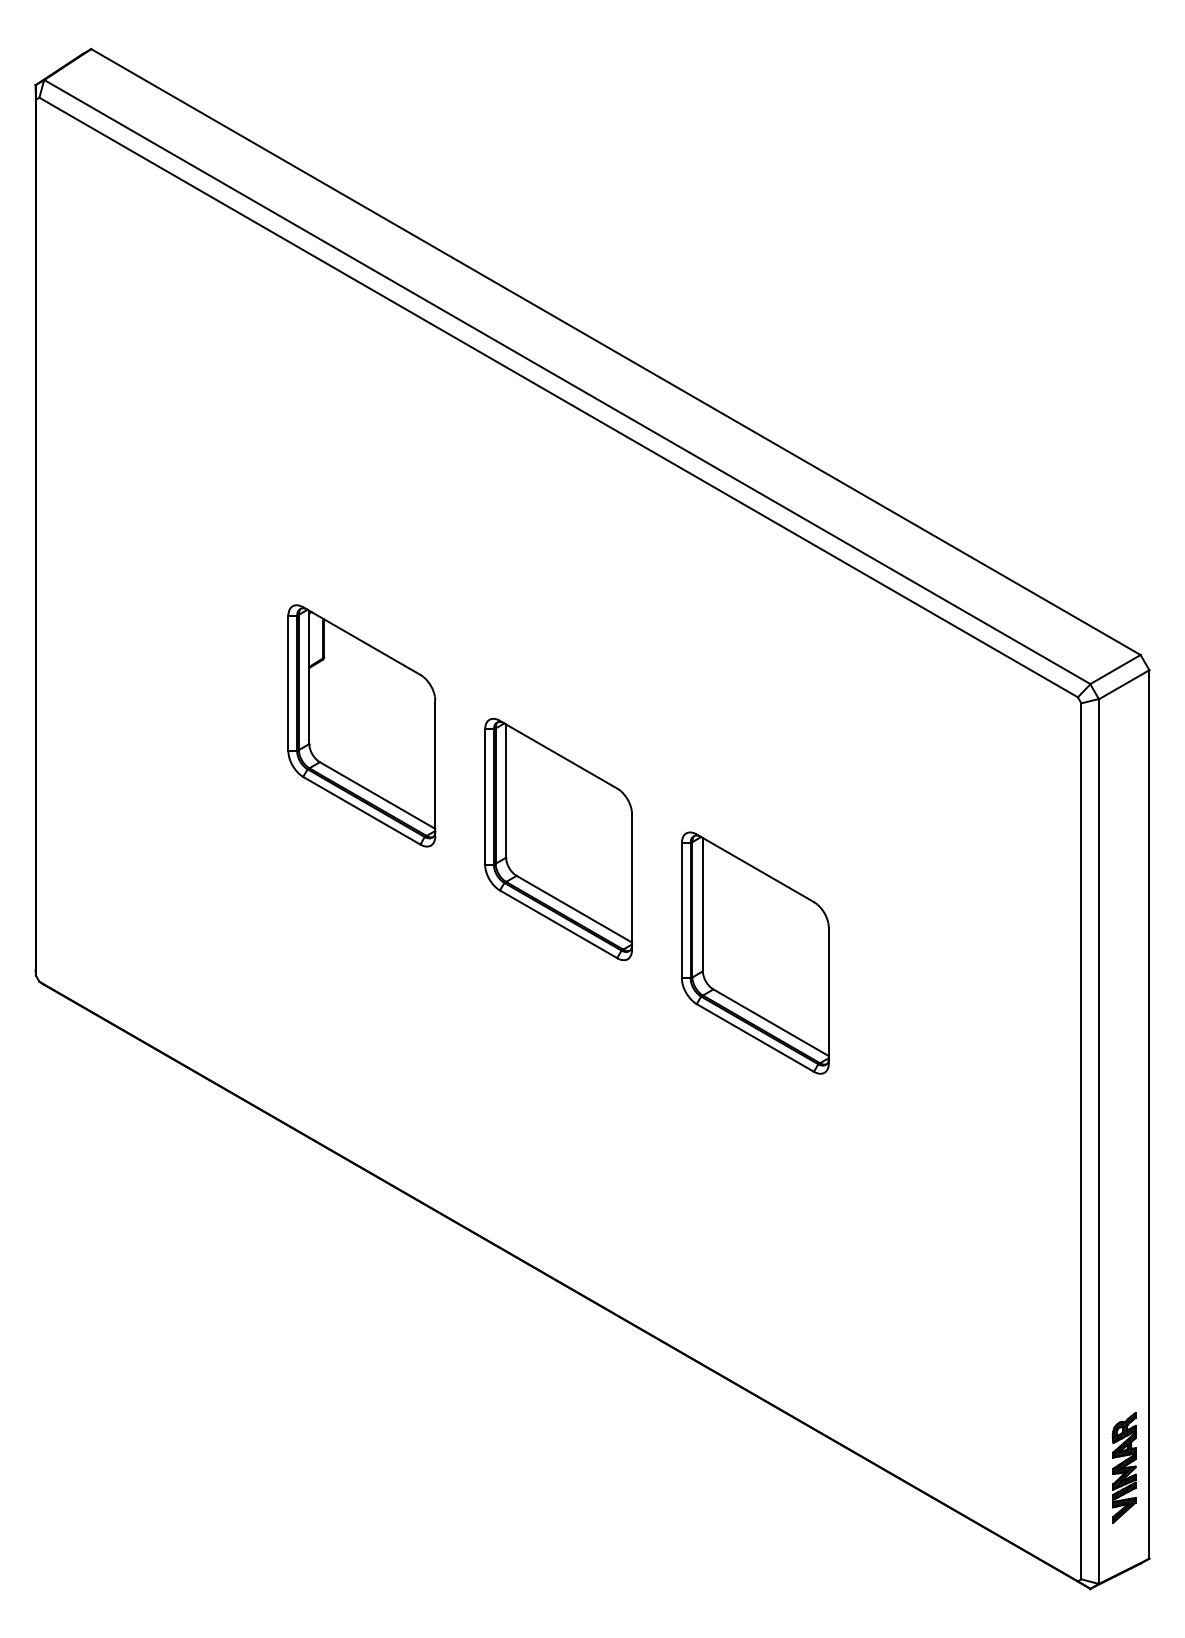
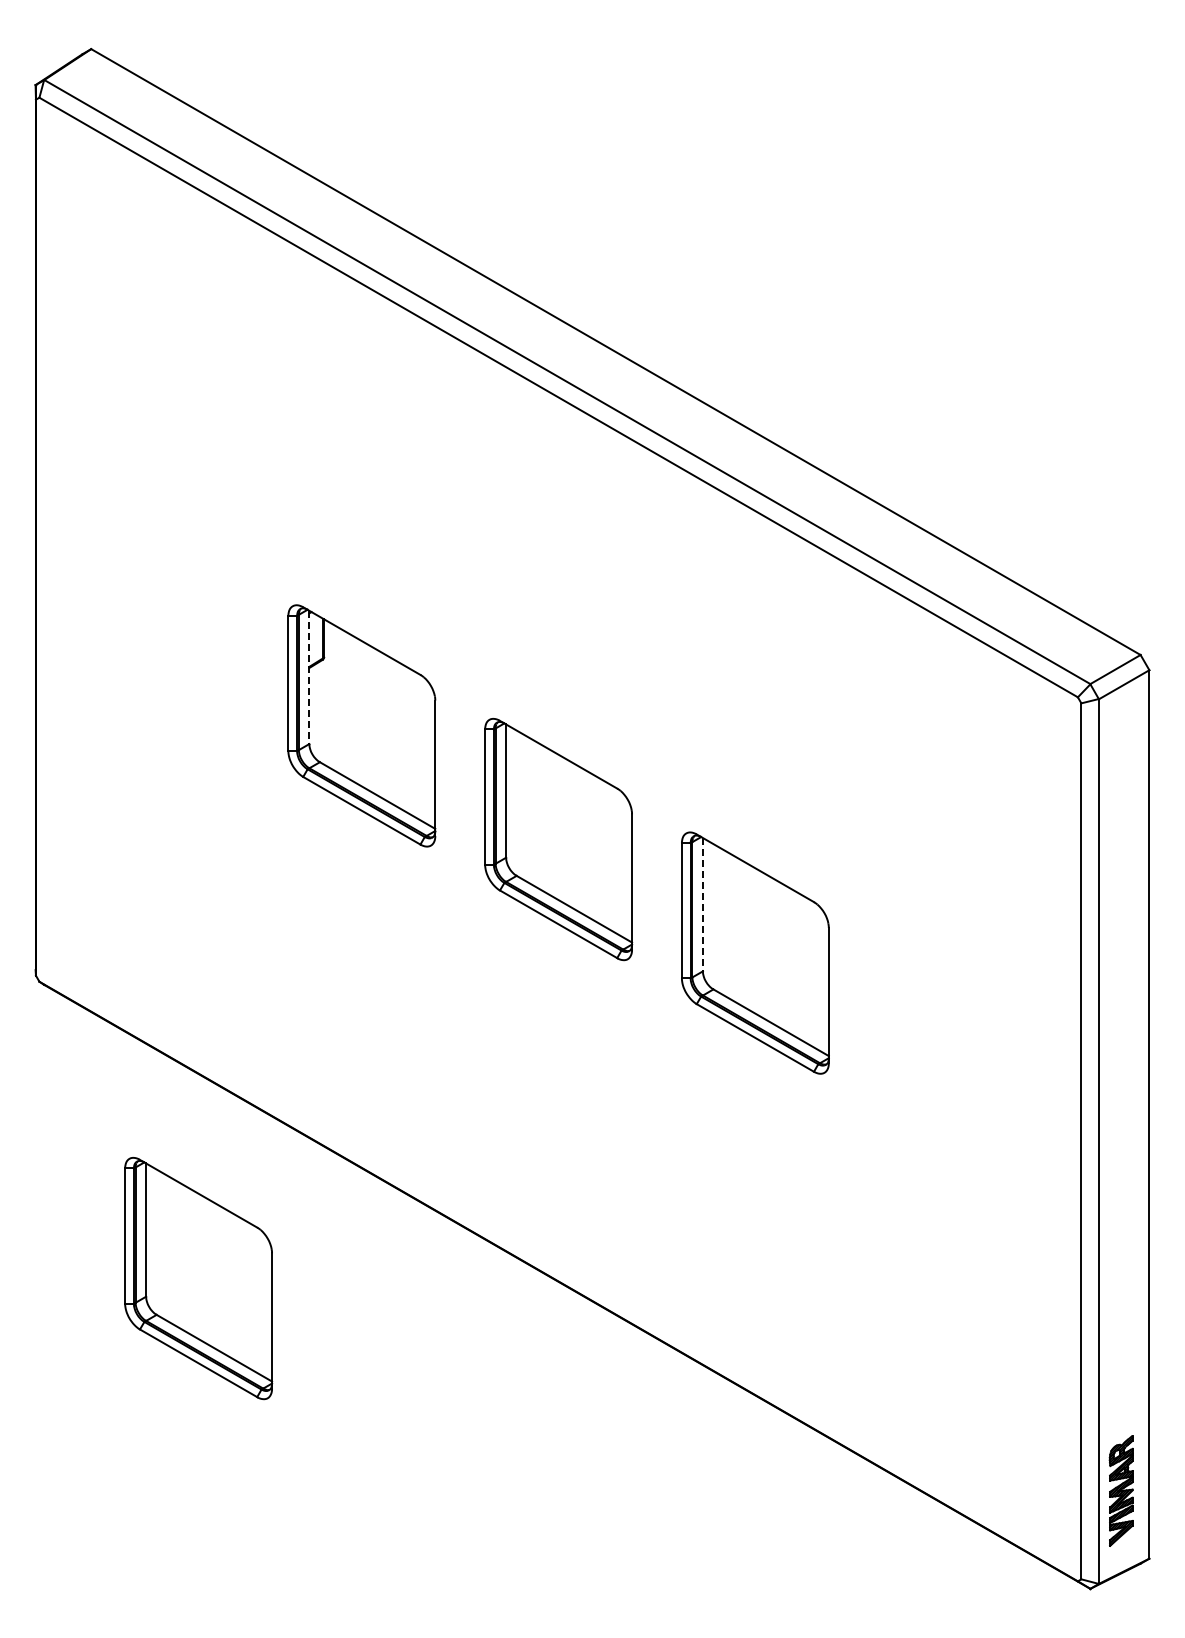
line: solid -> dashed (309, 677)
line: solid -> dashed (702, 904)
part: none -> present (198, 1278)
part position: (1123, 1467) -> (1120, 1490) (1120, 1490)
